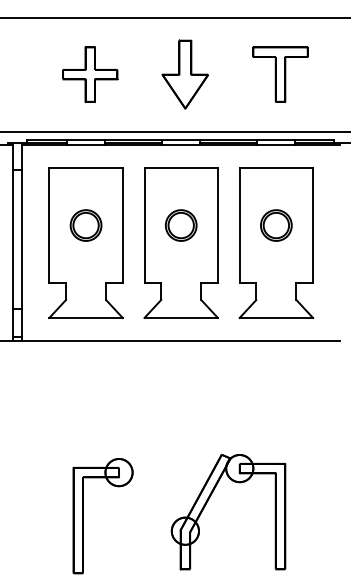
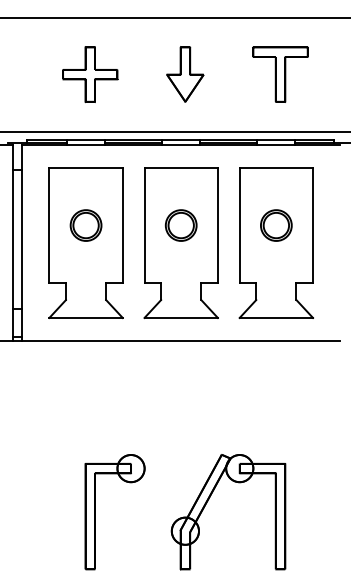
part size: 48x71 px -> 39x57 px (185, 74)
part position: (83, 516) -> (95, 512) (95, 512)
